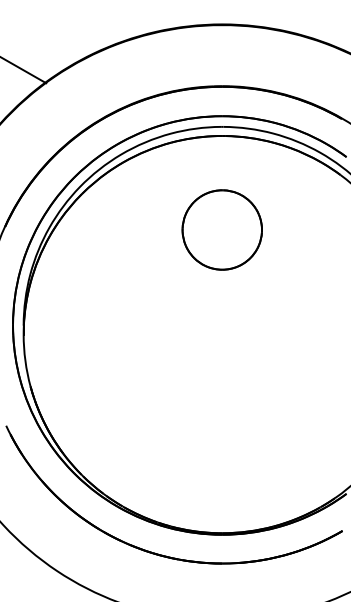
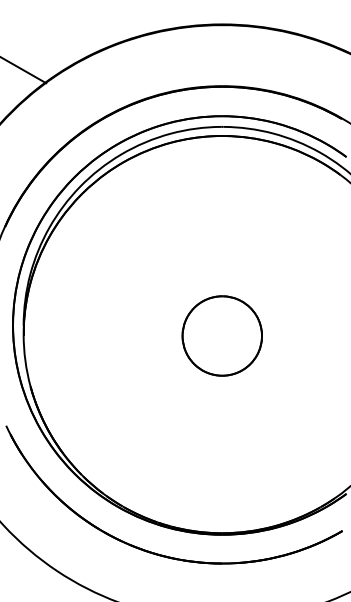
part position: (221, 229) -> (221, 335) (221, 335)
